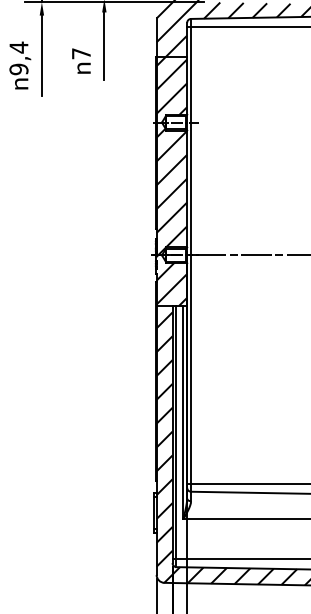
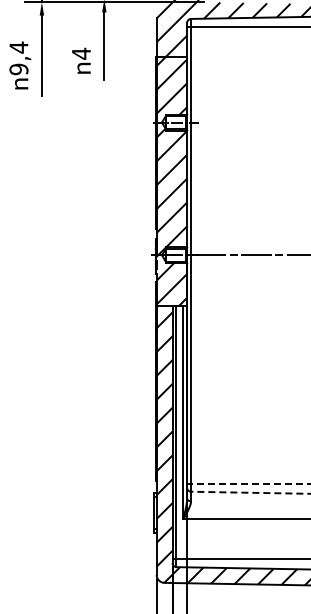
text: 7 -> 4 (81, 53)
line: solid -> dashed (250, 483)
line: solid -> dashed (250, 492)
